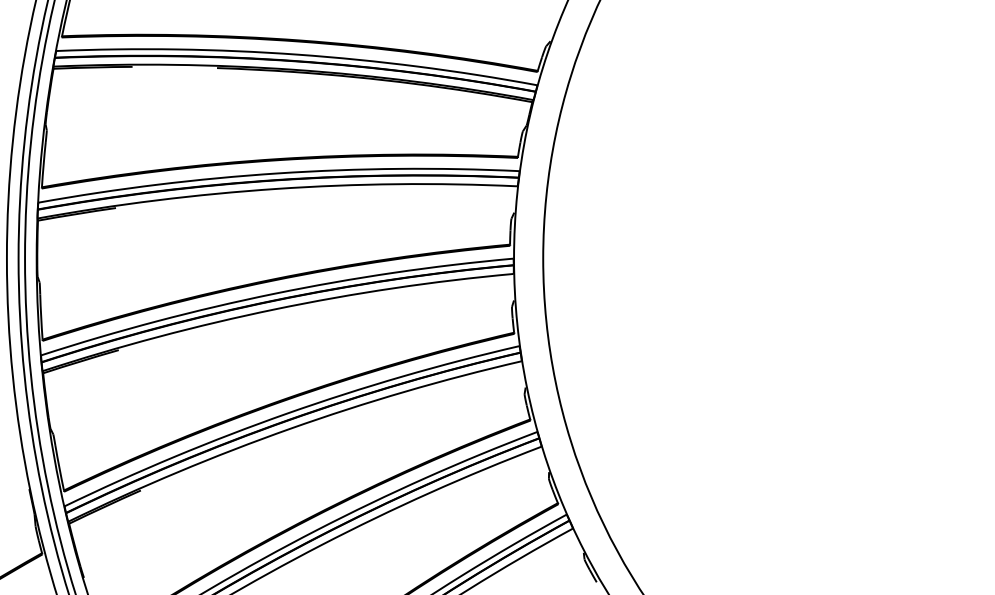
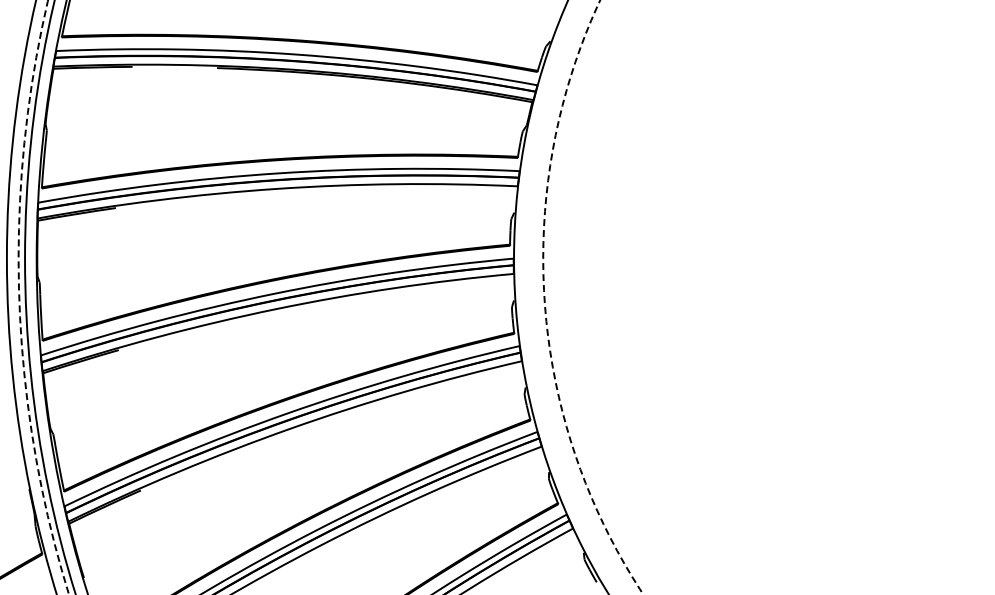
circle: solid -> dashed (43, 297)
circle: solid -> dashed (593, 297)
